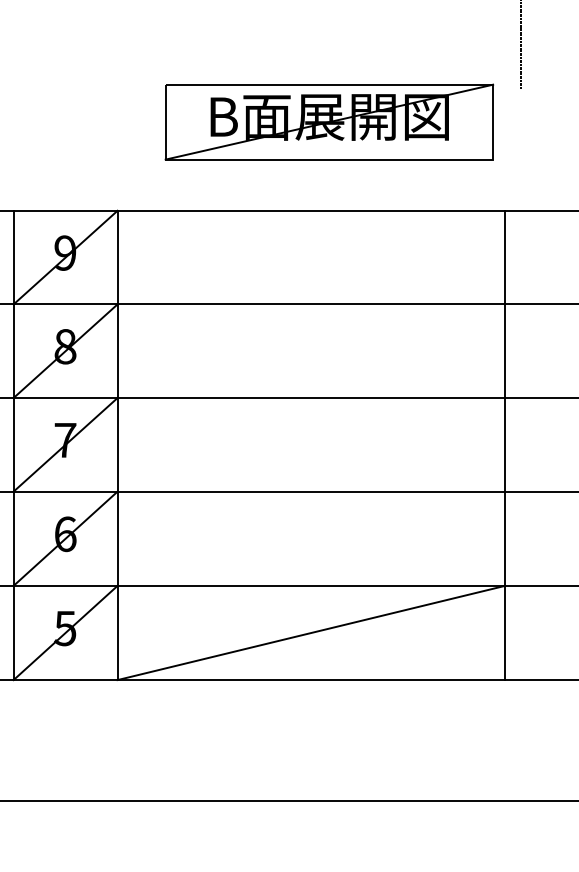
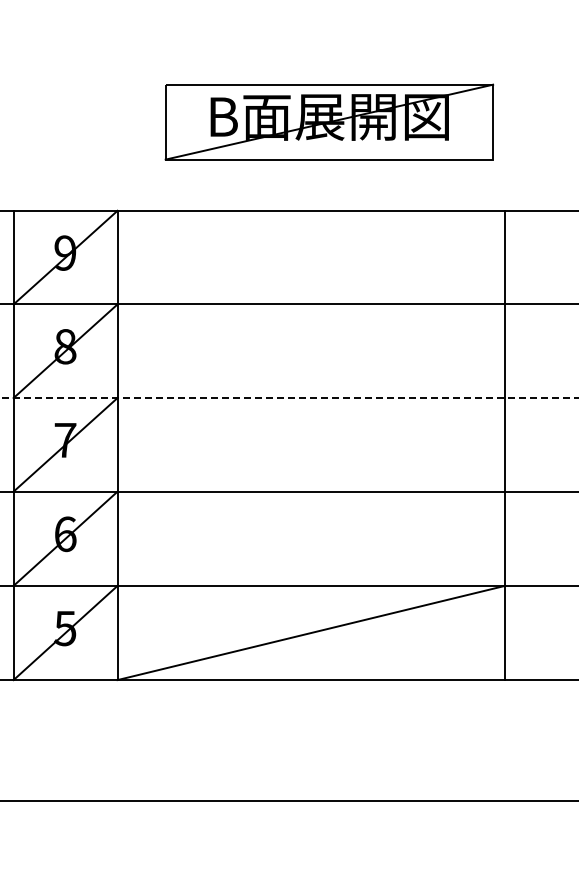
line: present -> none (520, 45)
line: solid -> dashed (290, 398)
